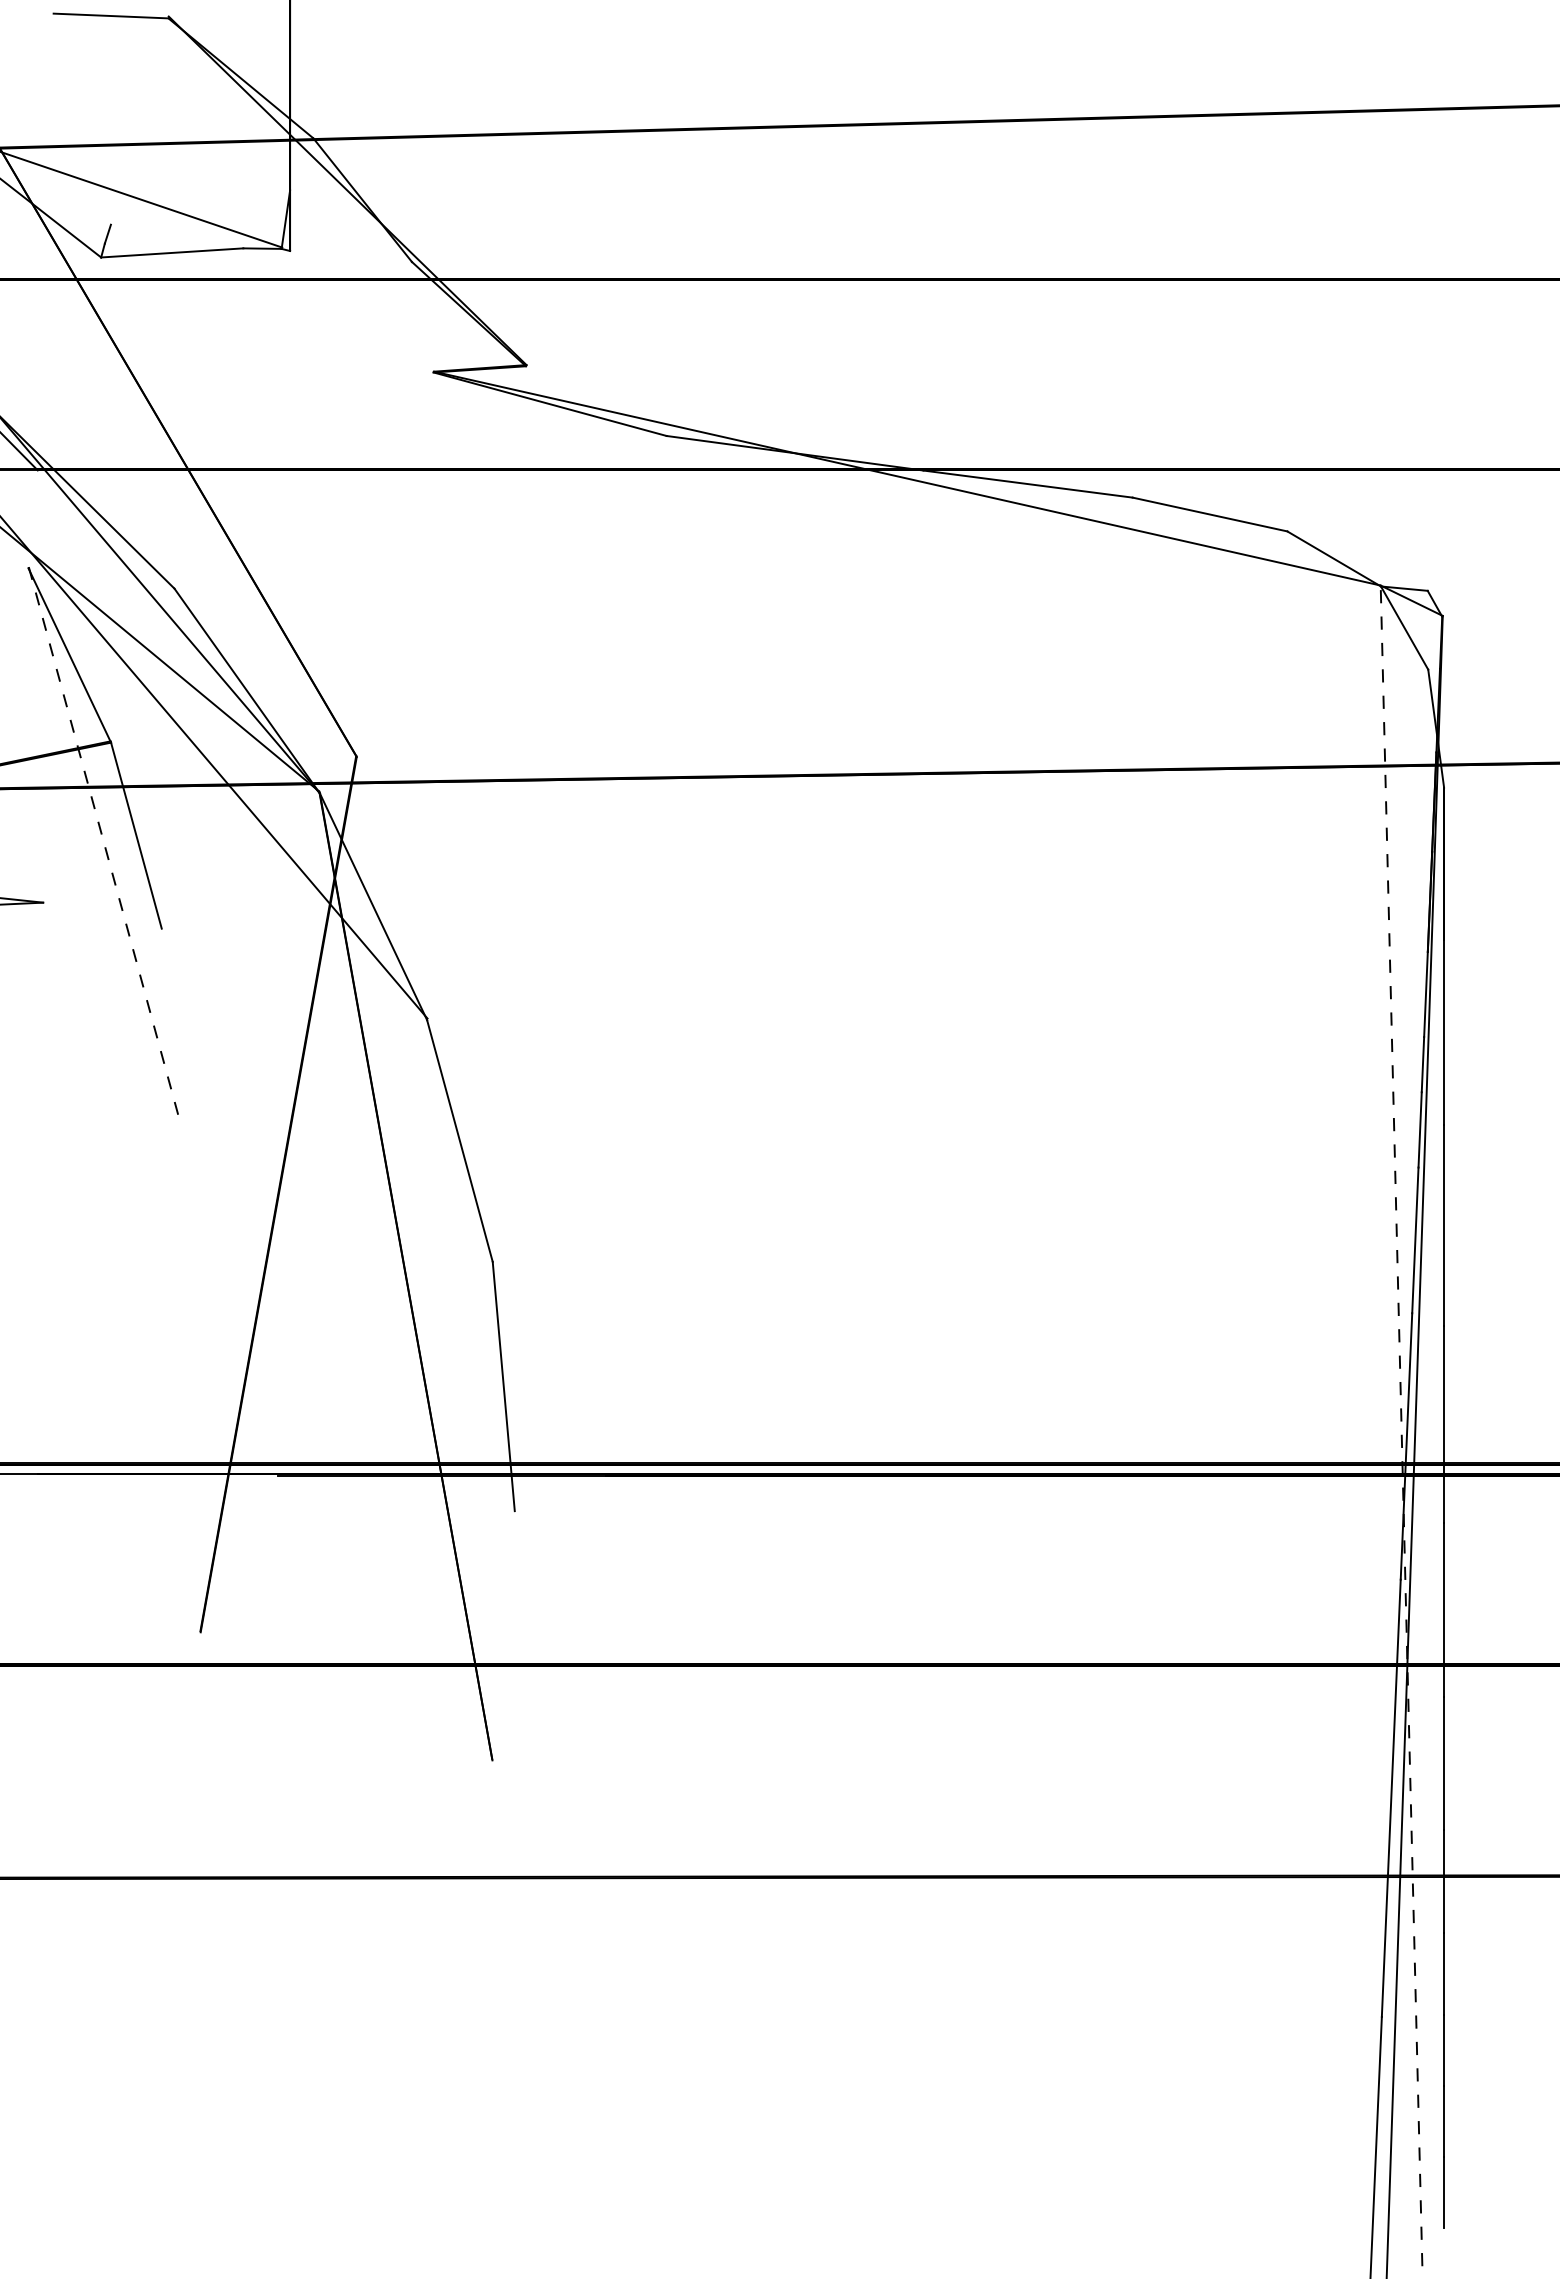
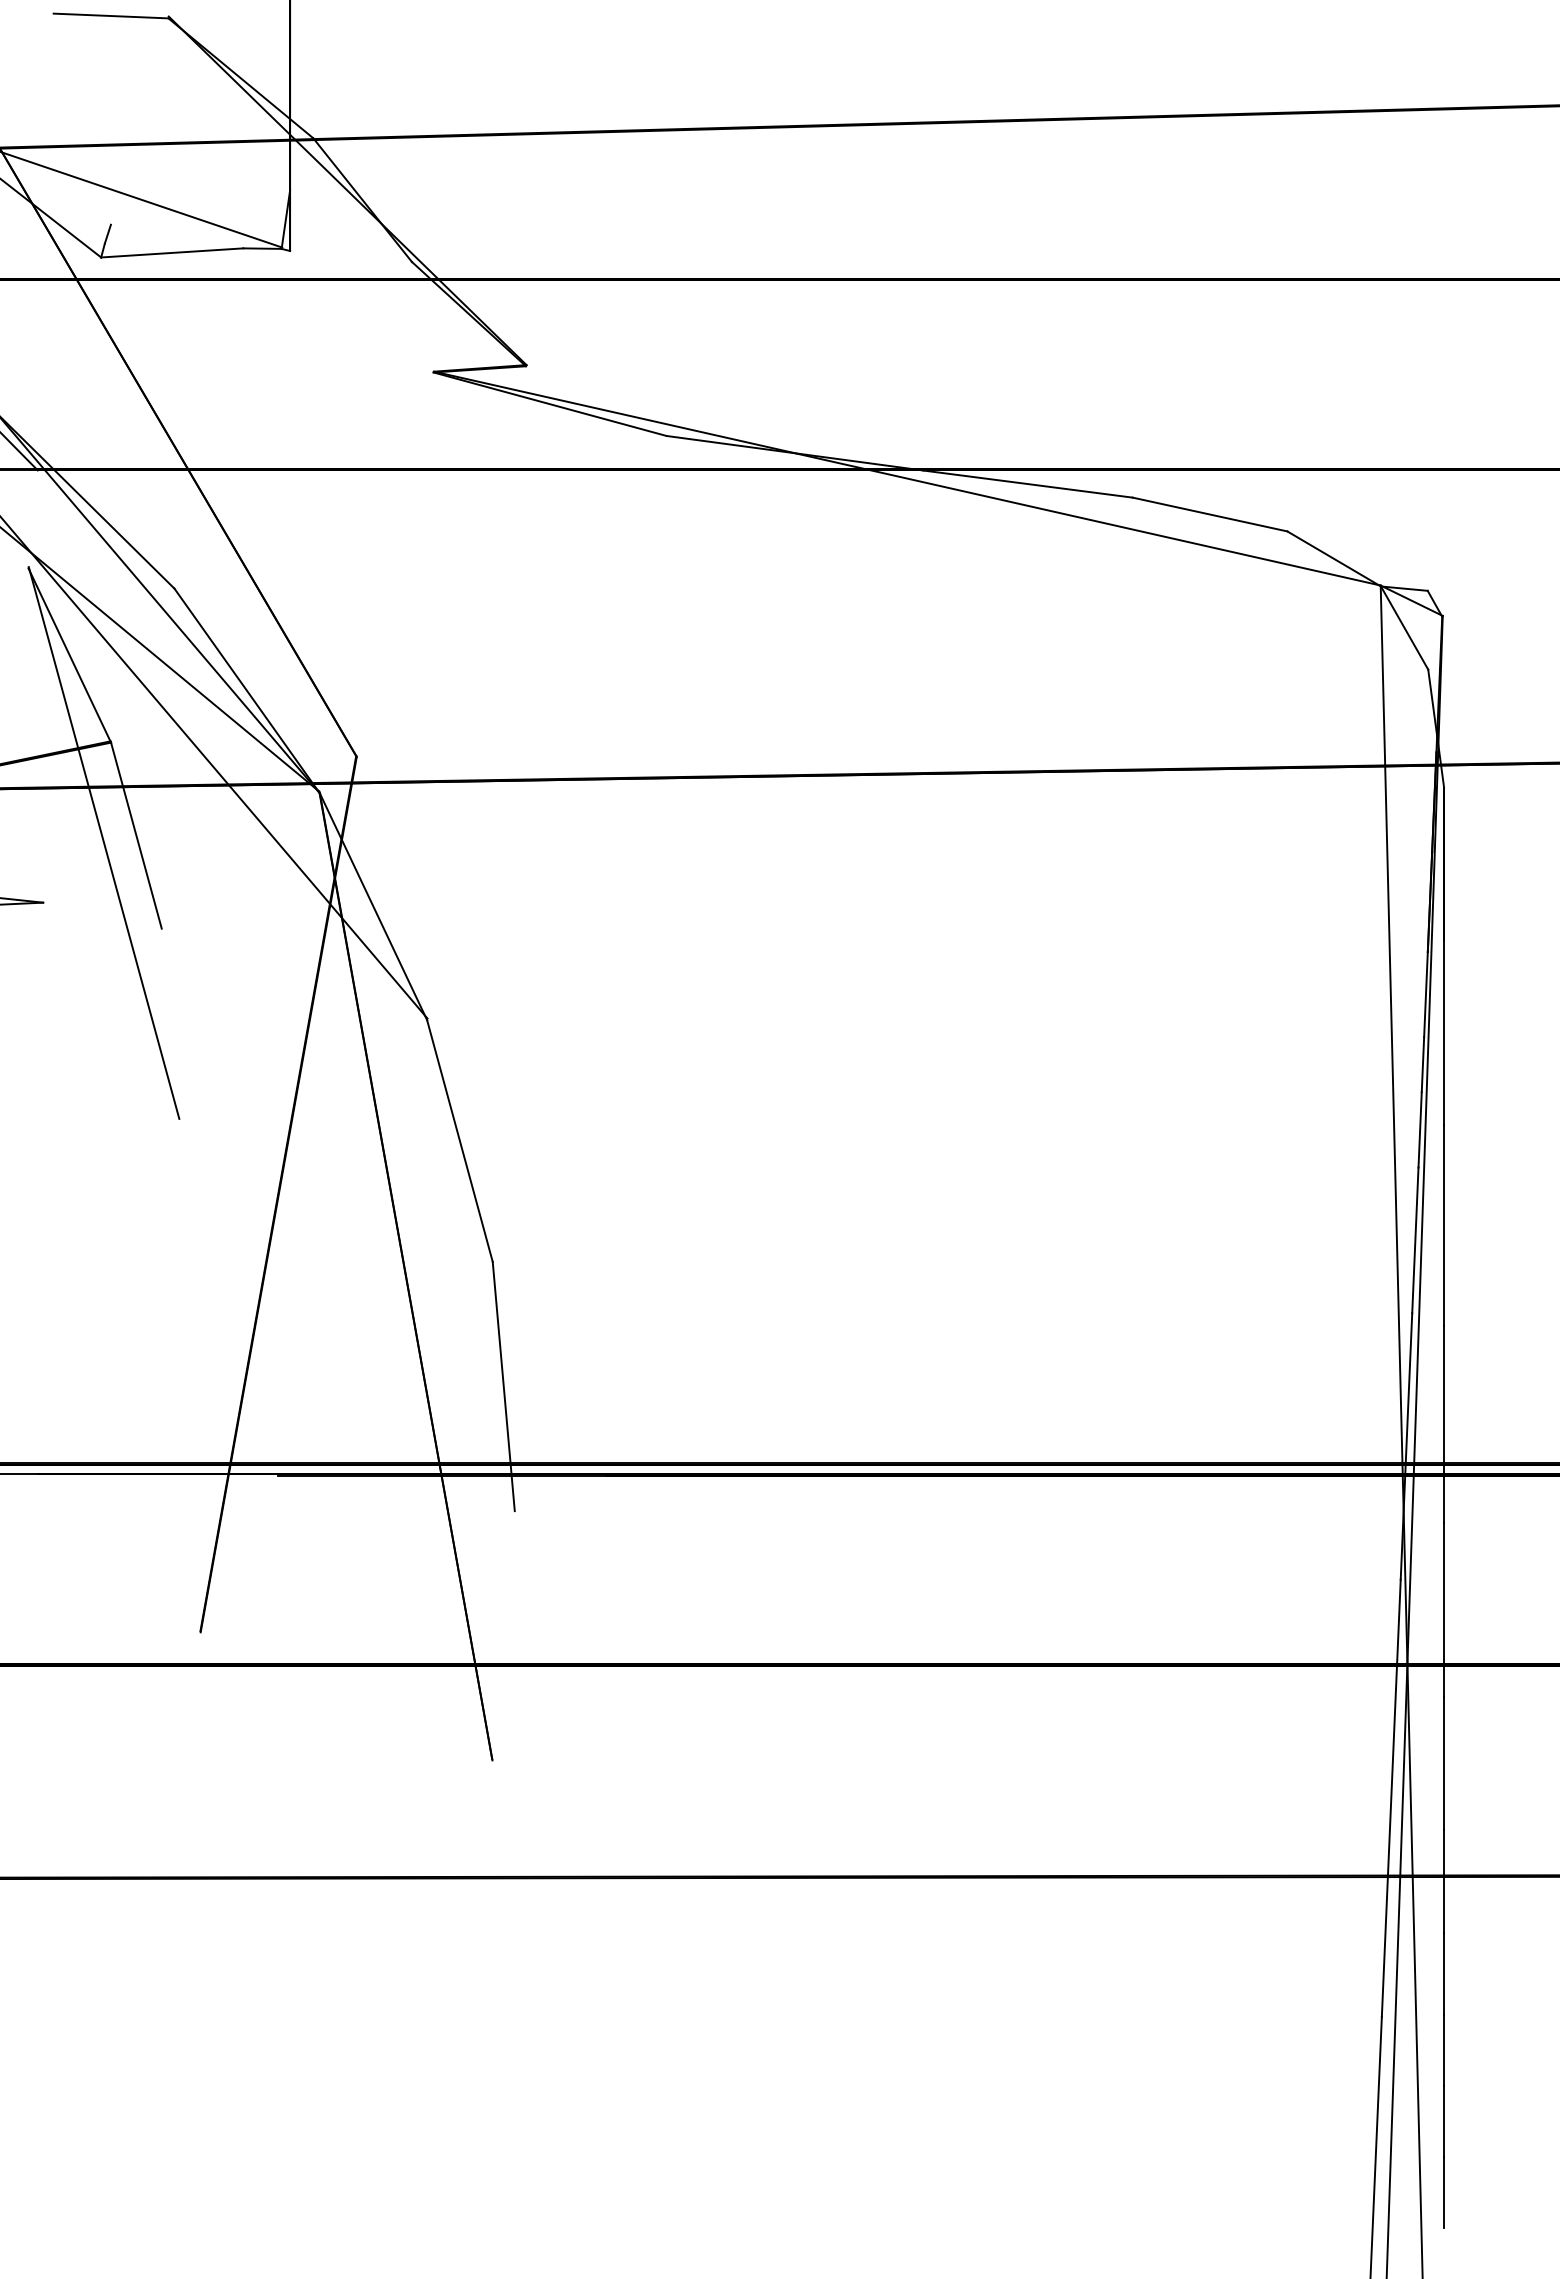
line: dashed -> solid (104, 842)
line: dashed -> solid (1401, 1432)
